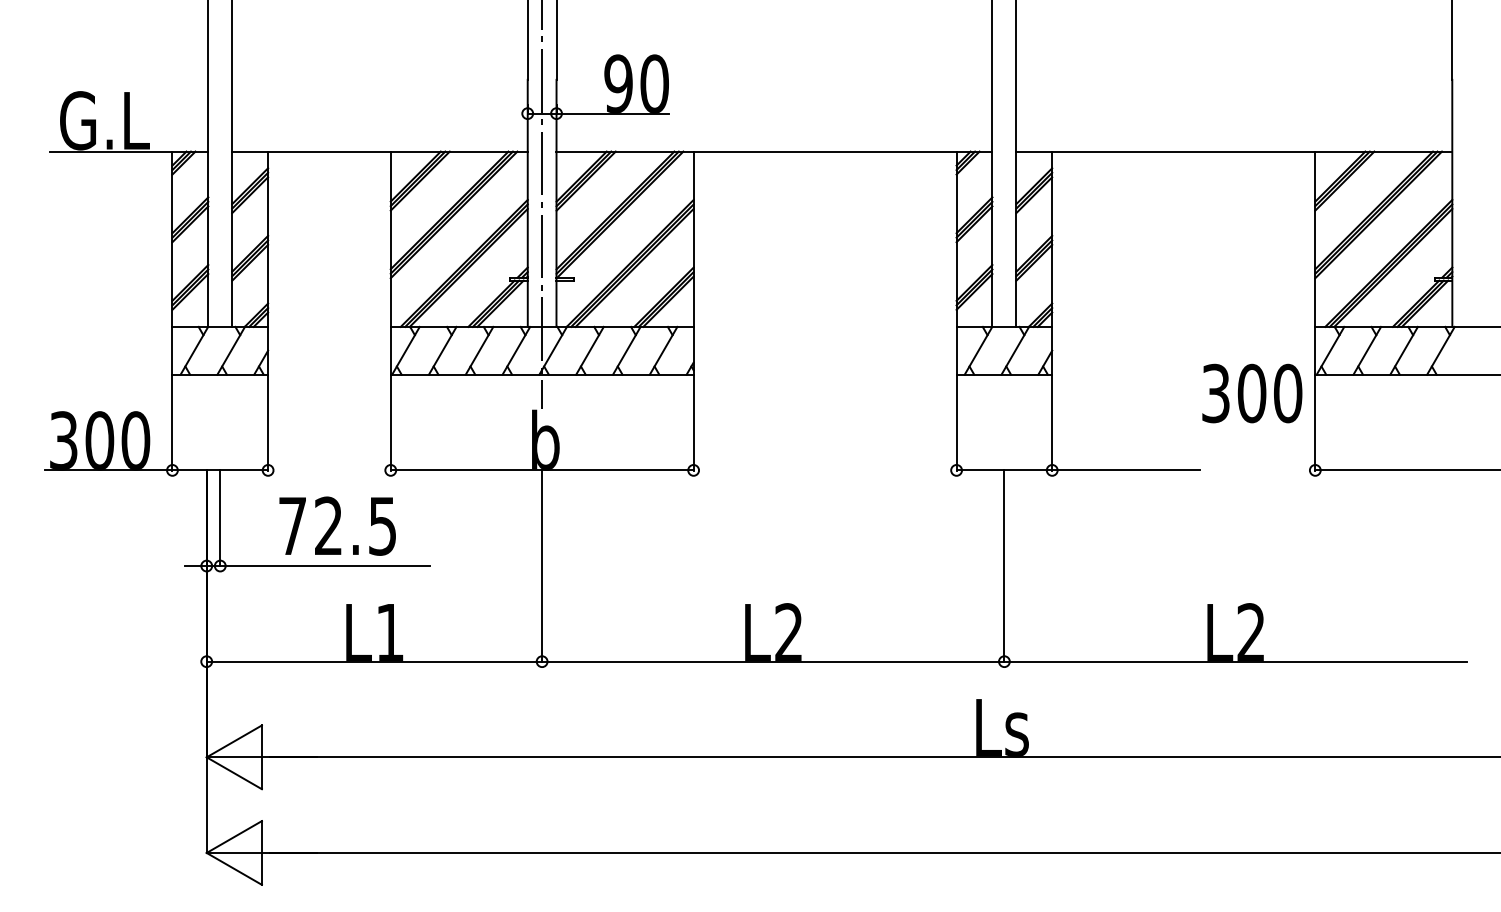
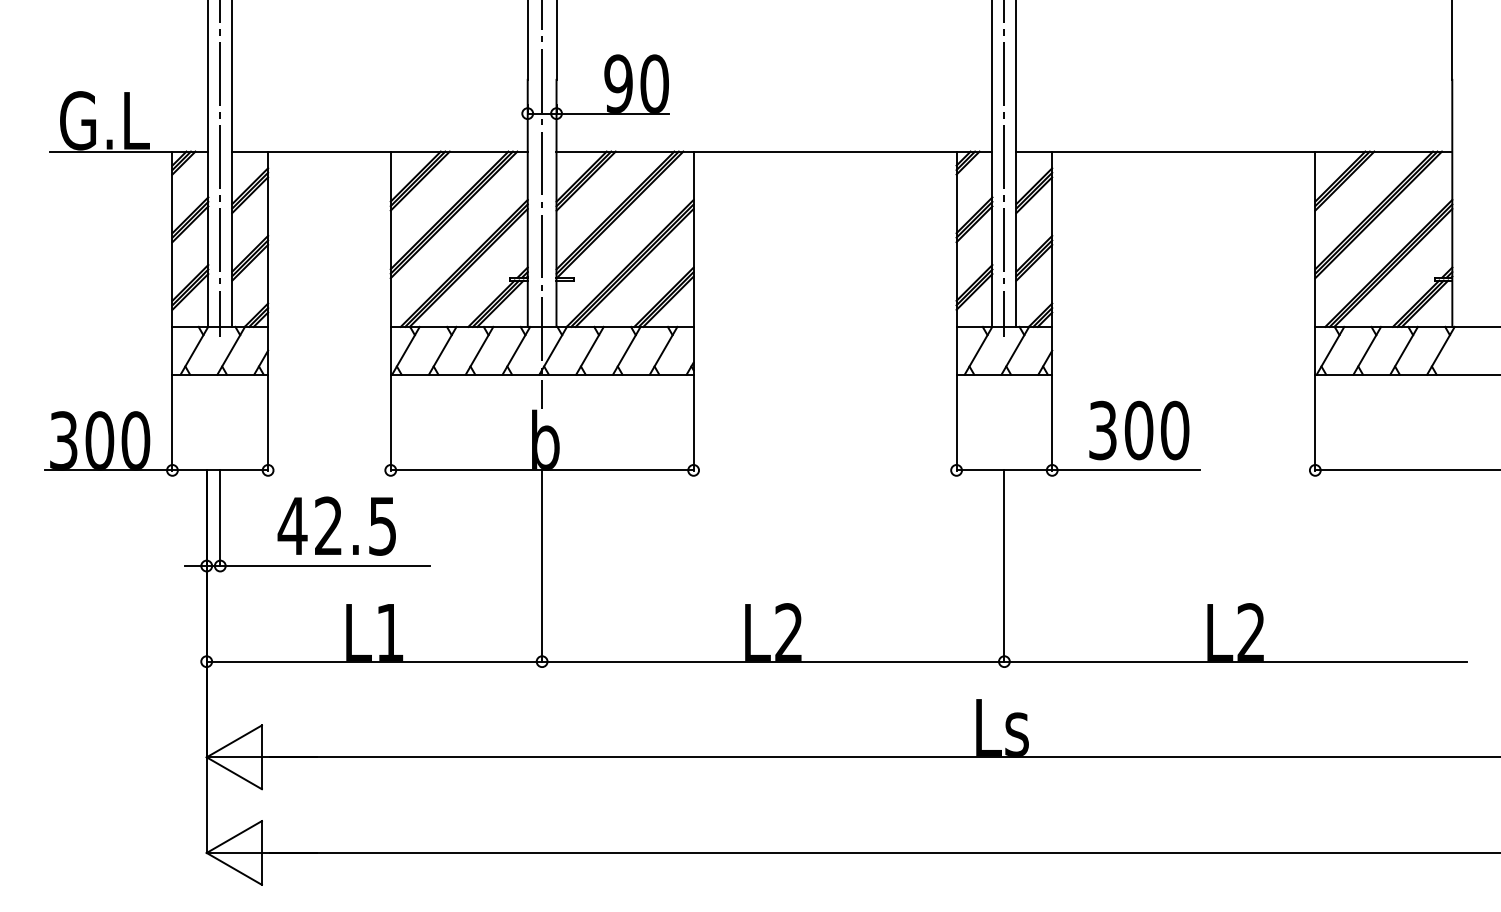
line: none -> present (220, 169)
line: none -> present (1004, 169)
text position: (1252, 393) -> (1139, 430) (1139, 430)
text: 72.5 -> 42.5 (292, 525)
